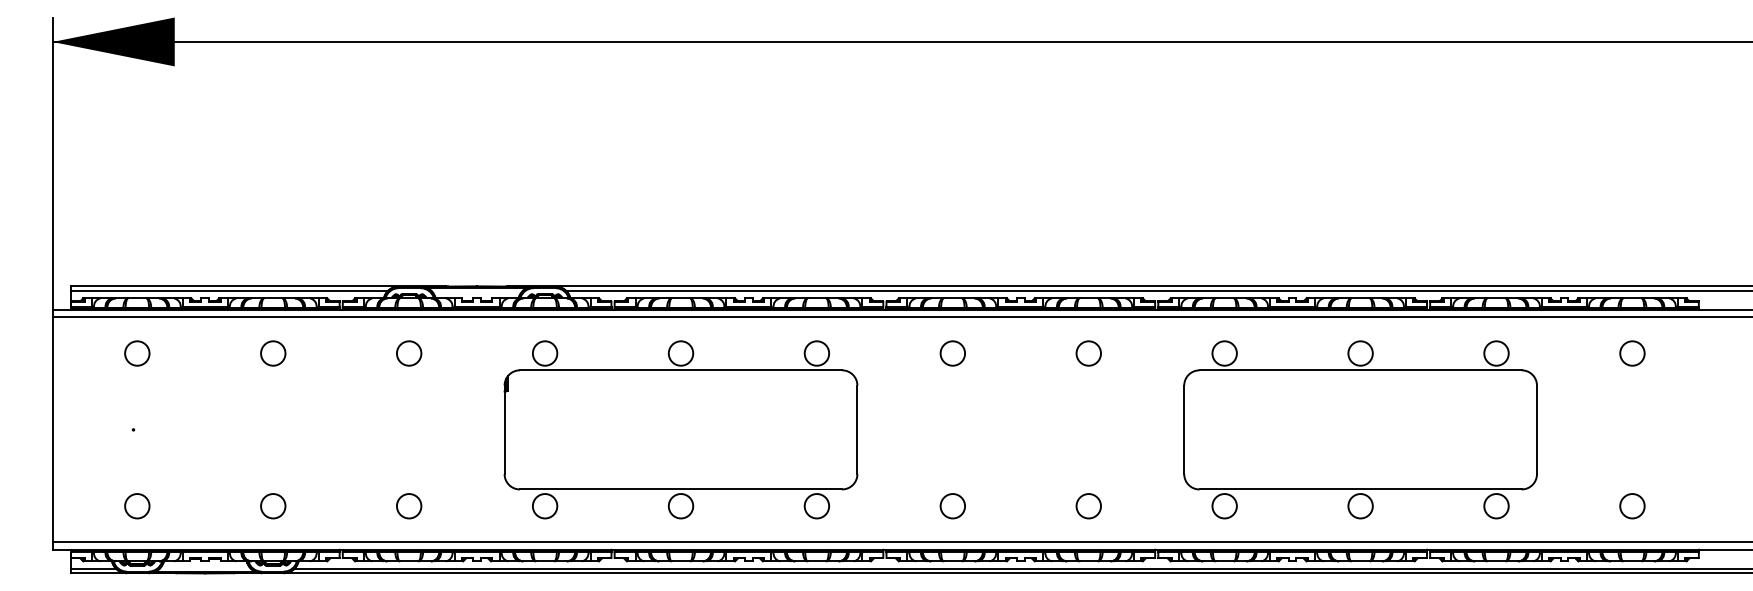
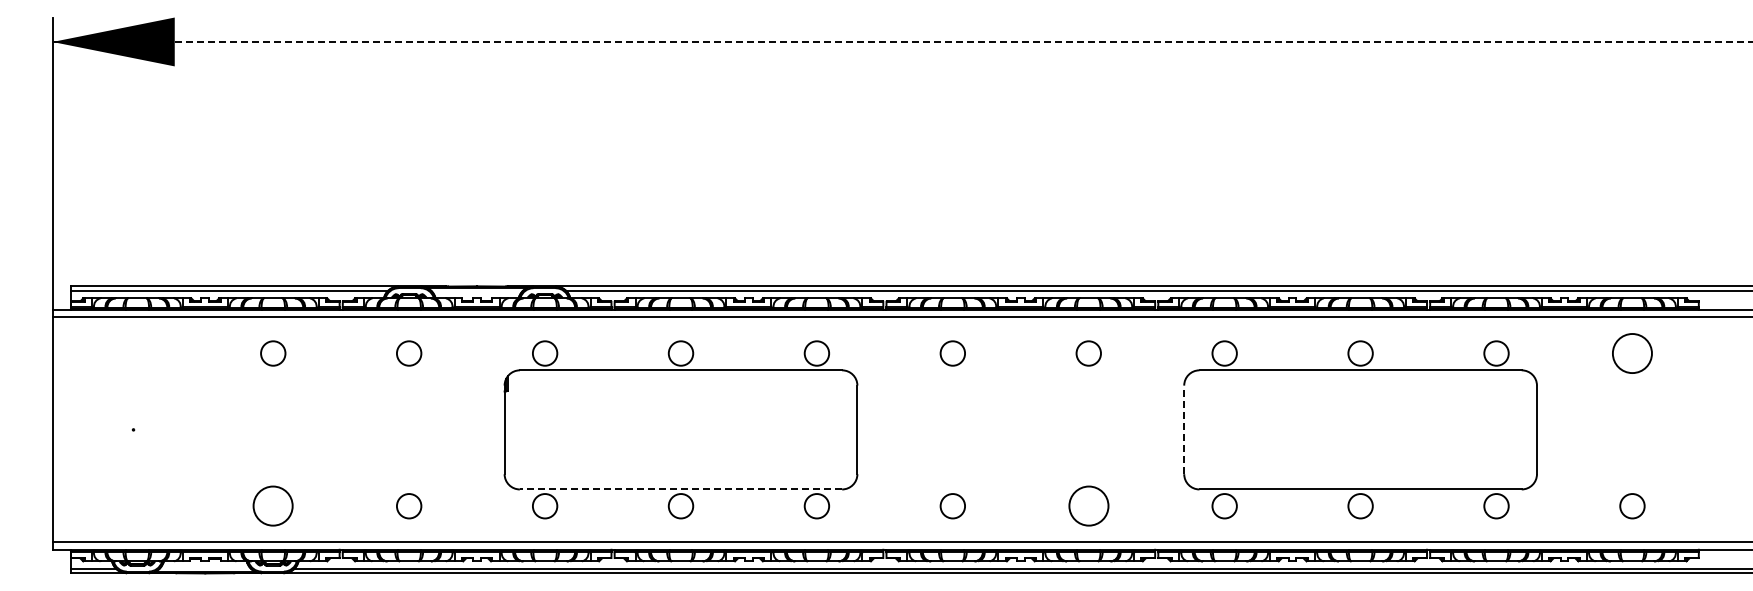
line: solid -> dashed (902, 41)
circle: present -> none (137, 353)
circle size: 27x27 px -> 41x41 px (1632, 353)
line: solid -> dashed (1184, 429)
line: solid -> dashed (680, 489)
circle: present -> none (137, 506)
circle size: 27x27 px -> 42x42 px (272, 505)
circle size: 27x27 px -> 42x42 px (1088, 505)
